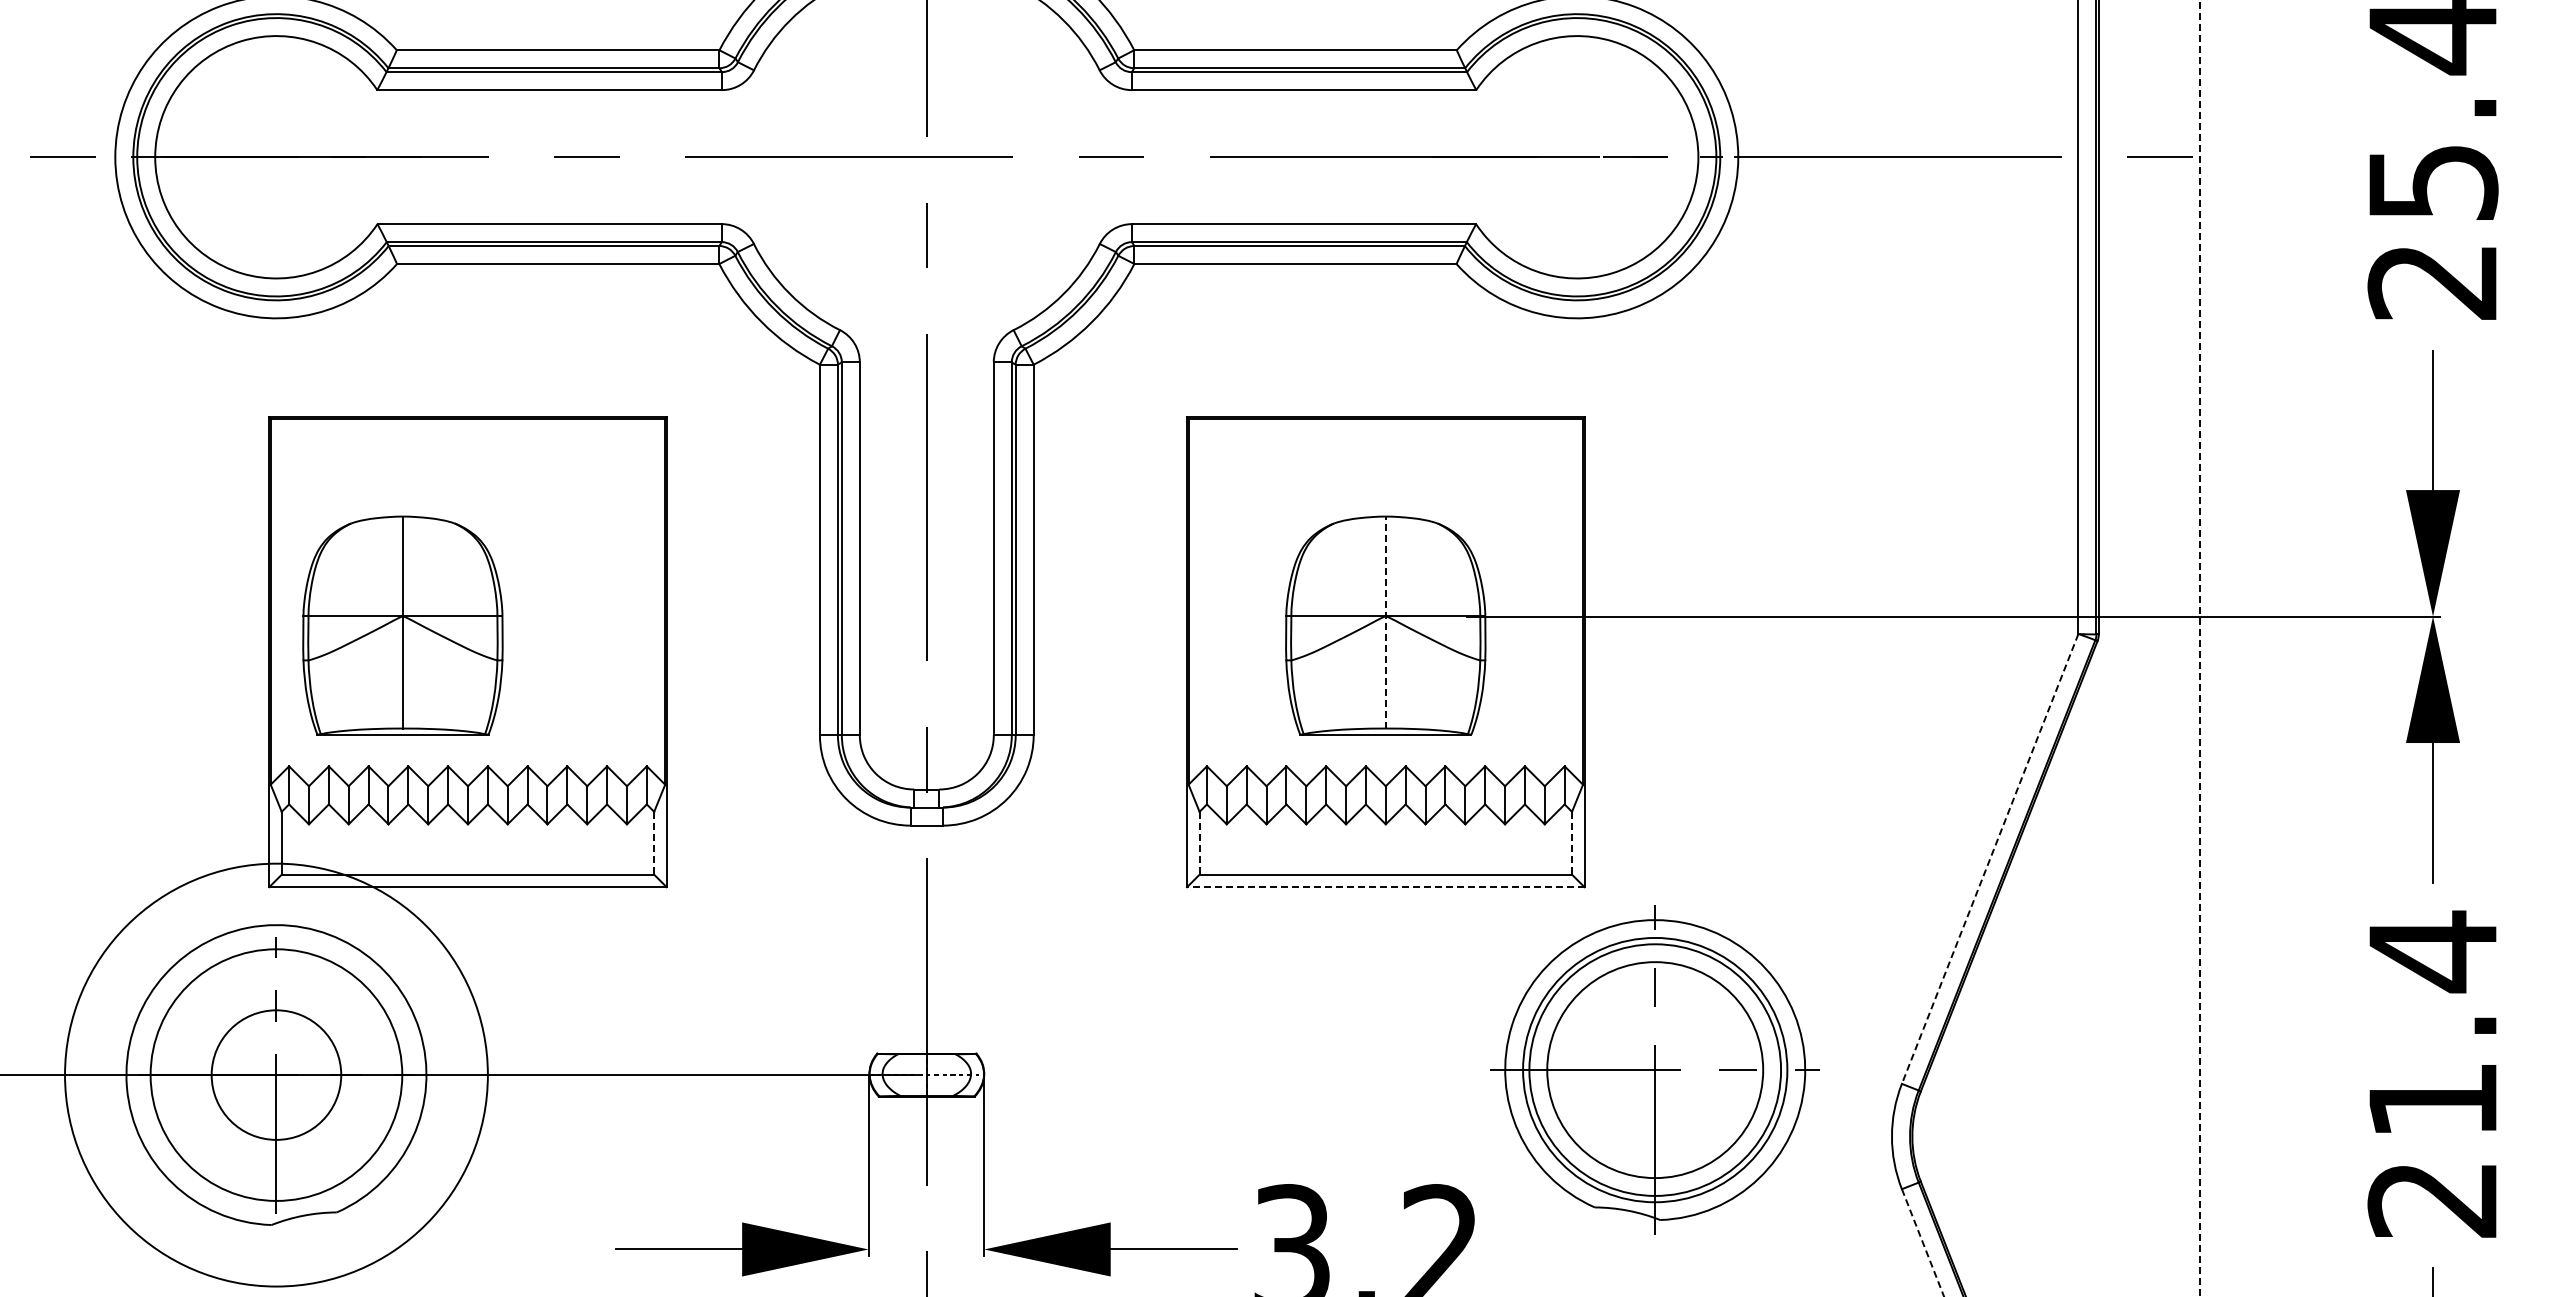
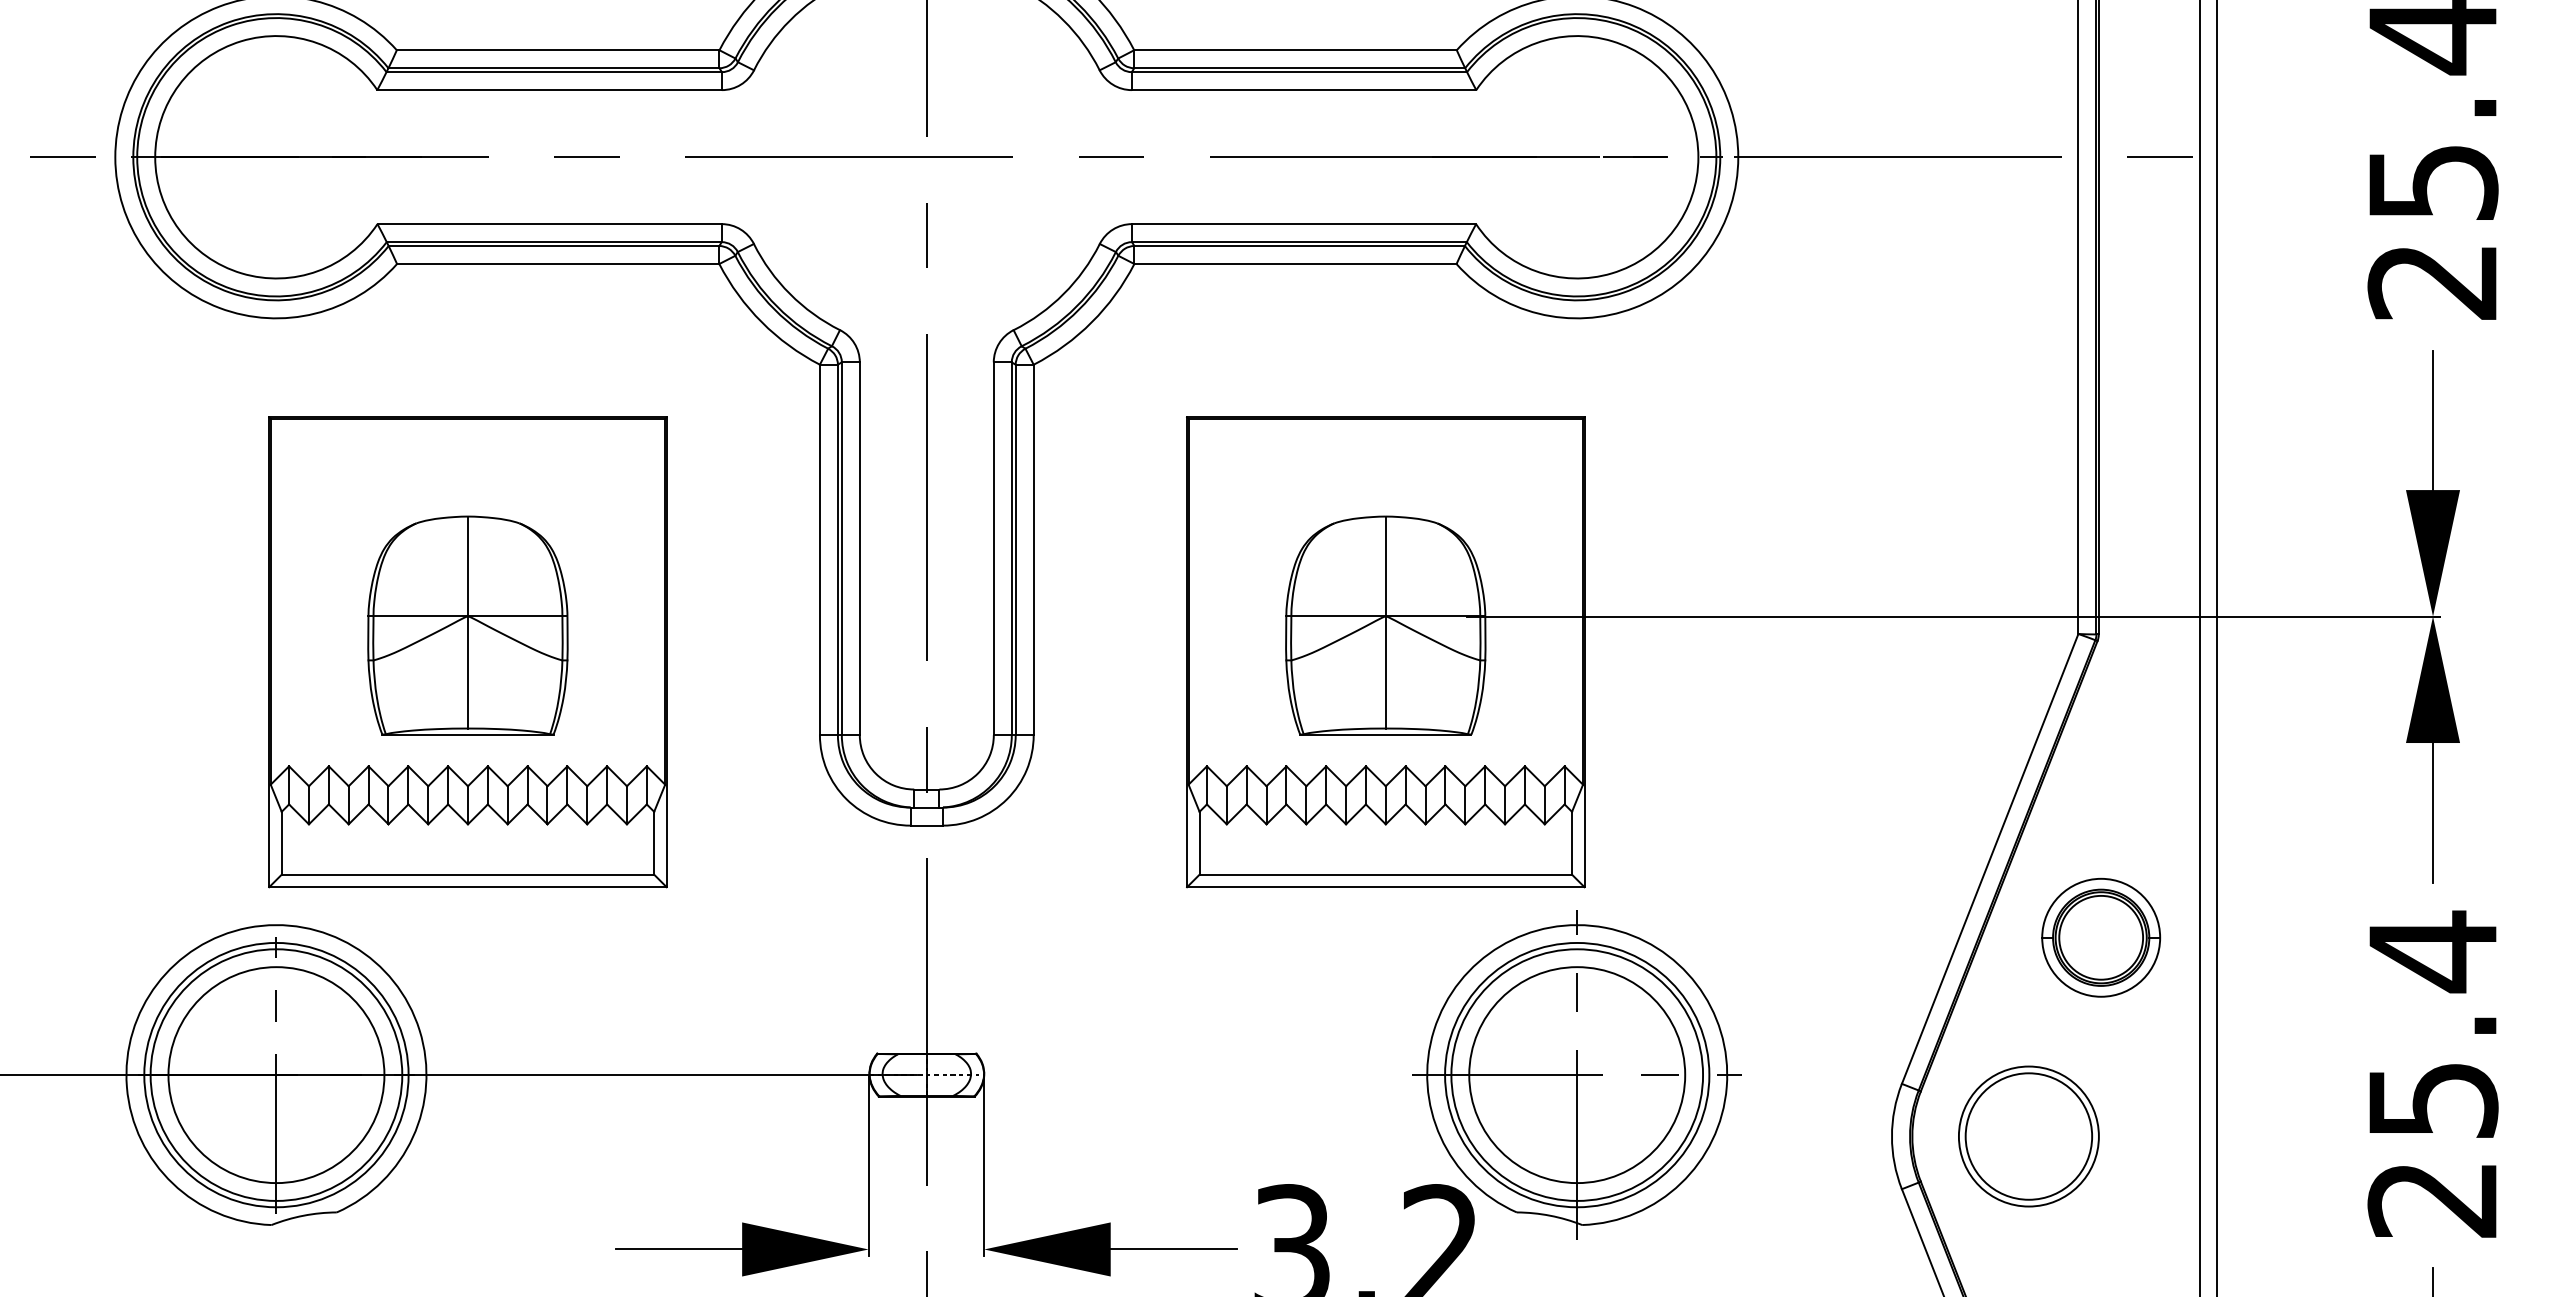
line: dashed -> solid (1385, 622)
part position: (402, 625) -> (467, 625) (467, 625)
line: none -> present (2216, 647)
line: dashed -> solid (2199, 648)
line: dashed -> solid (654, 843)
line: dashed -> solid (1199, 843)
line: dashed -> solid (1572, 843)
line: dashed -> solid (1990, 858)
line: dashed -> solid (1385, 887)
part: none -> present (2101, 937)
part position: (1654, 1069) -> (1576, 1074) (1576, 1074)
circle diameter: 130 px -> 216 px (276, 1075)
circle diameter: 423 px -> 264 px (276, 1074)
text: 21.4 -> 25.4 (2433, 1100)
part: none -> present (2028, 1136)
line: dashed -> solid (1923, 1243)
